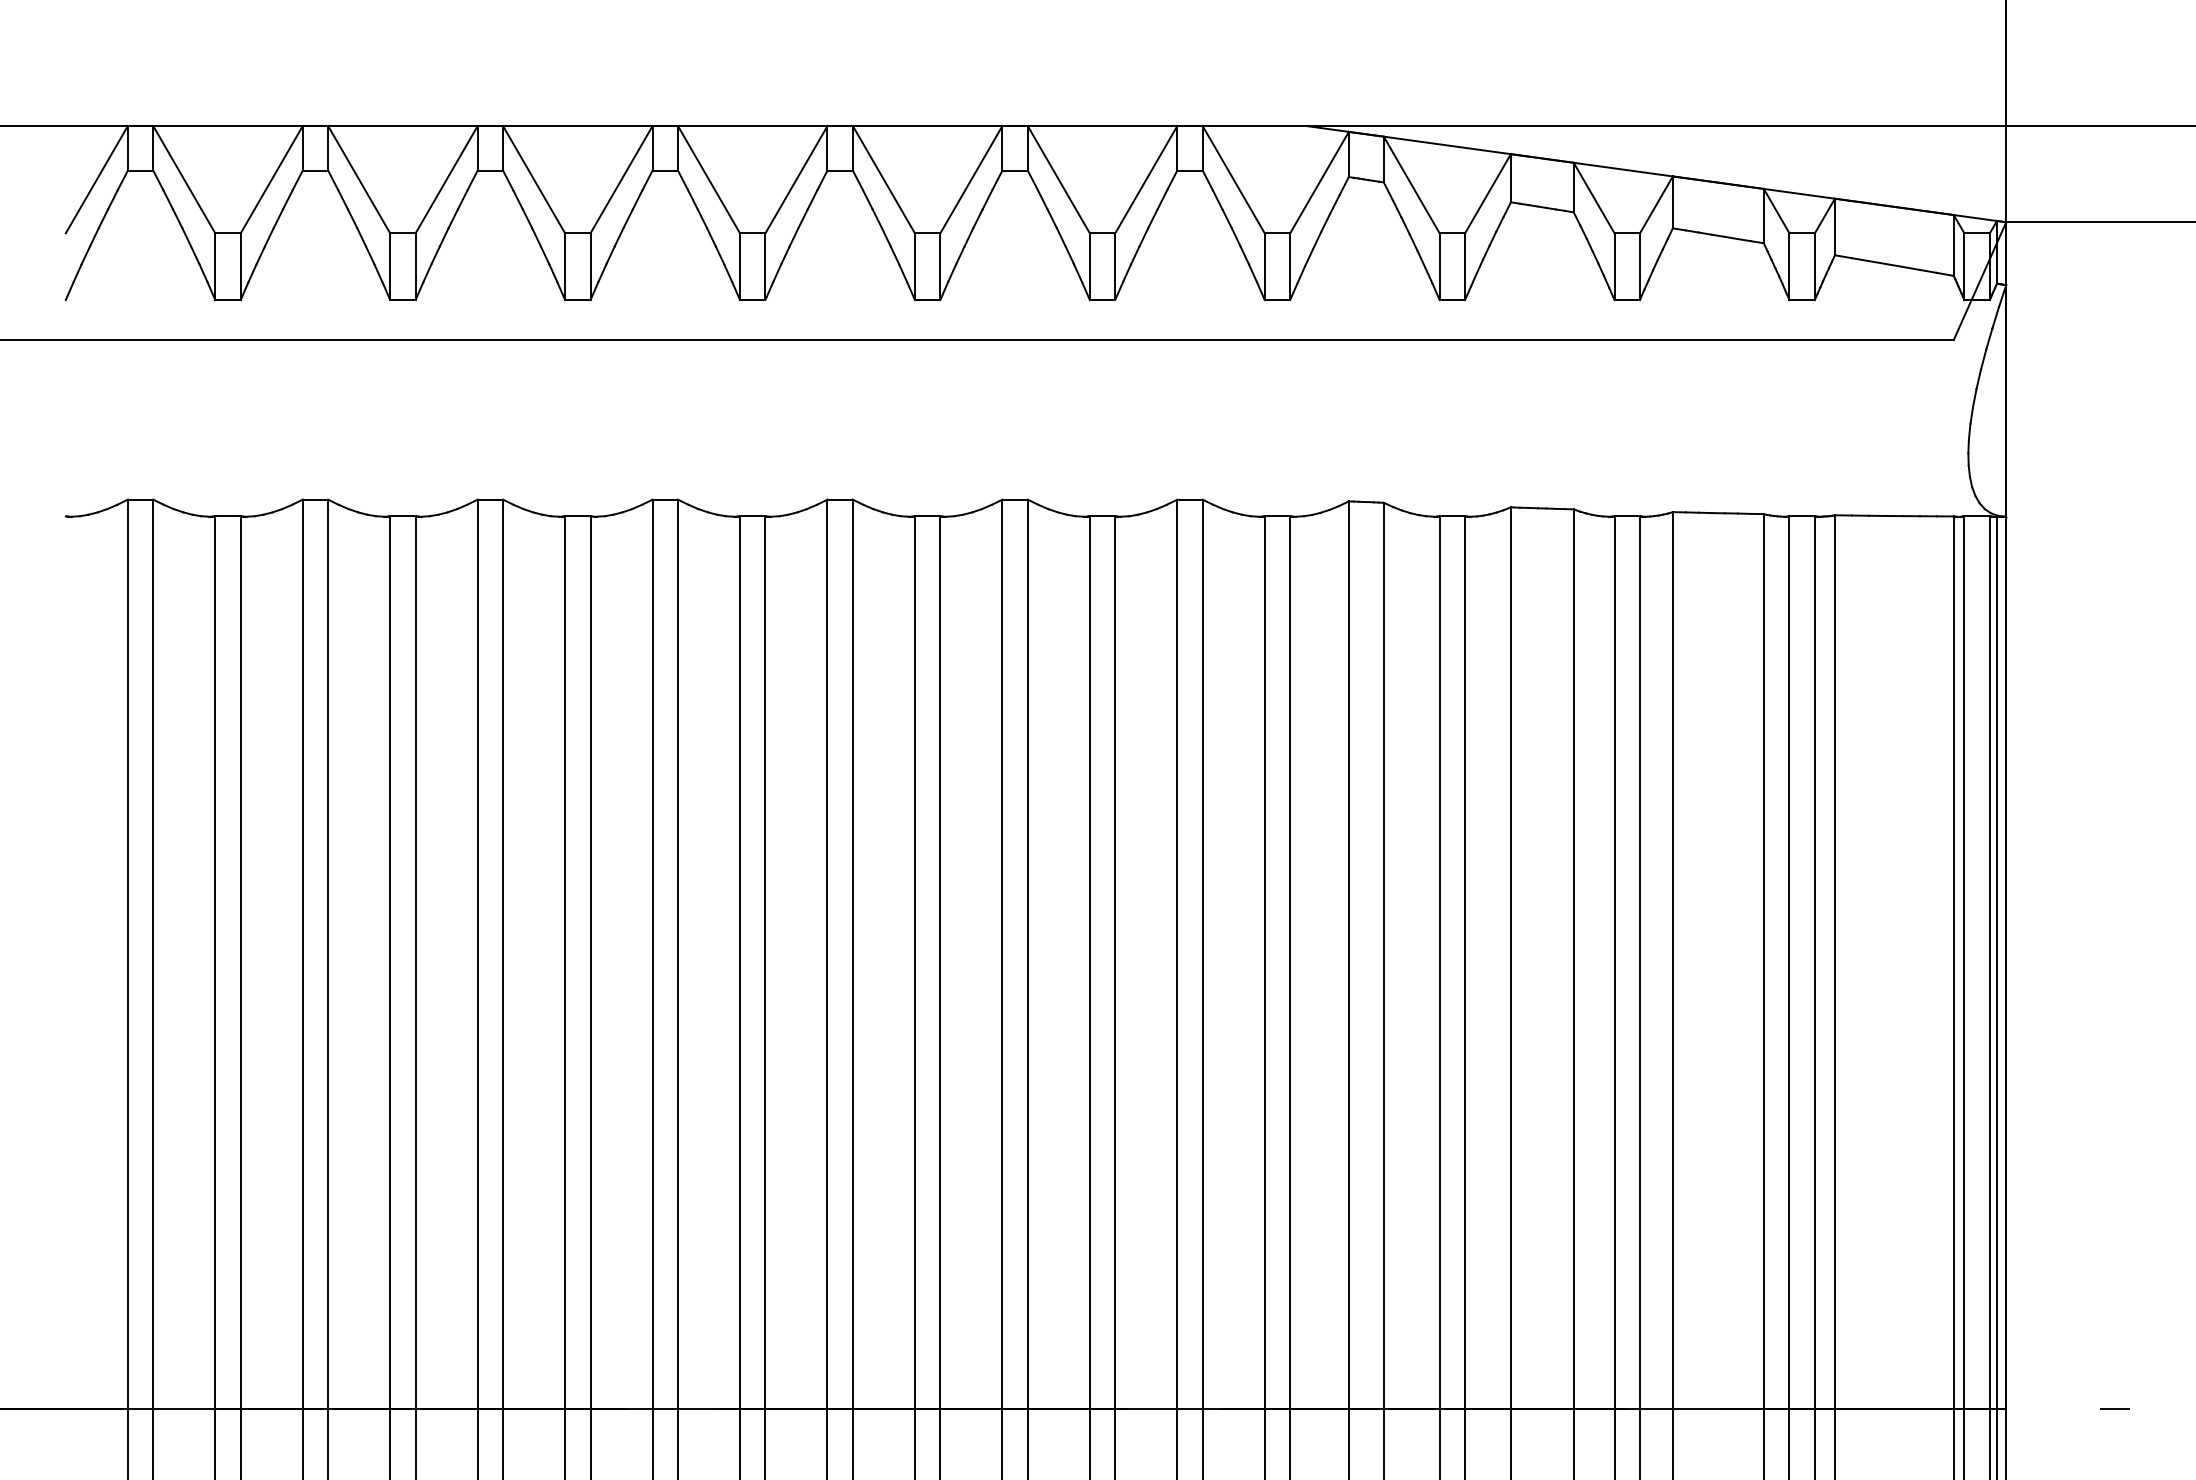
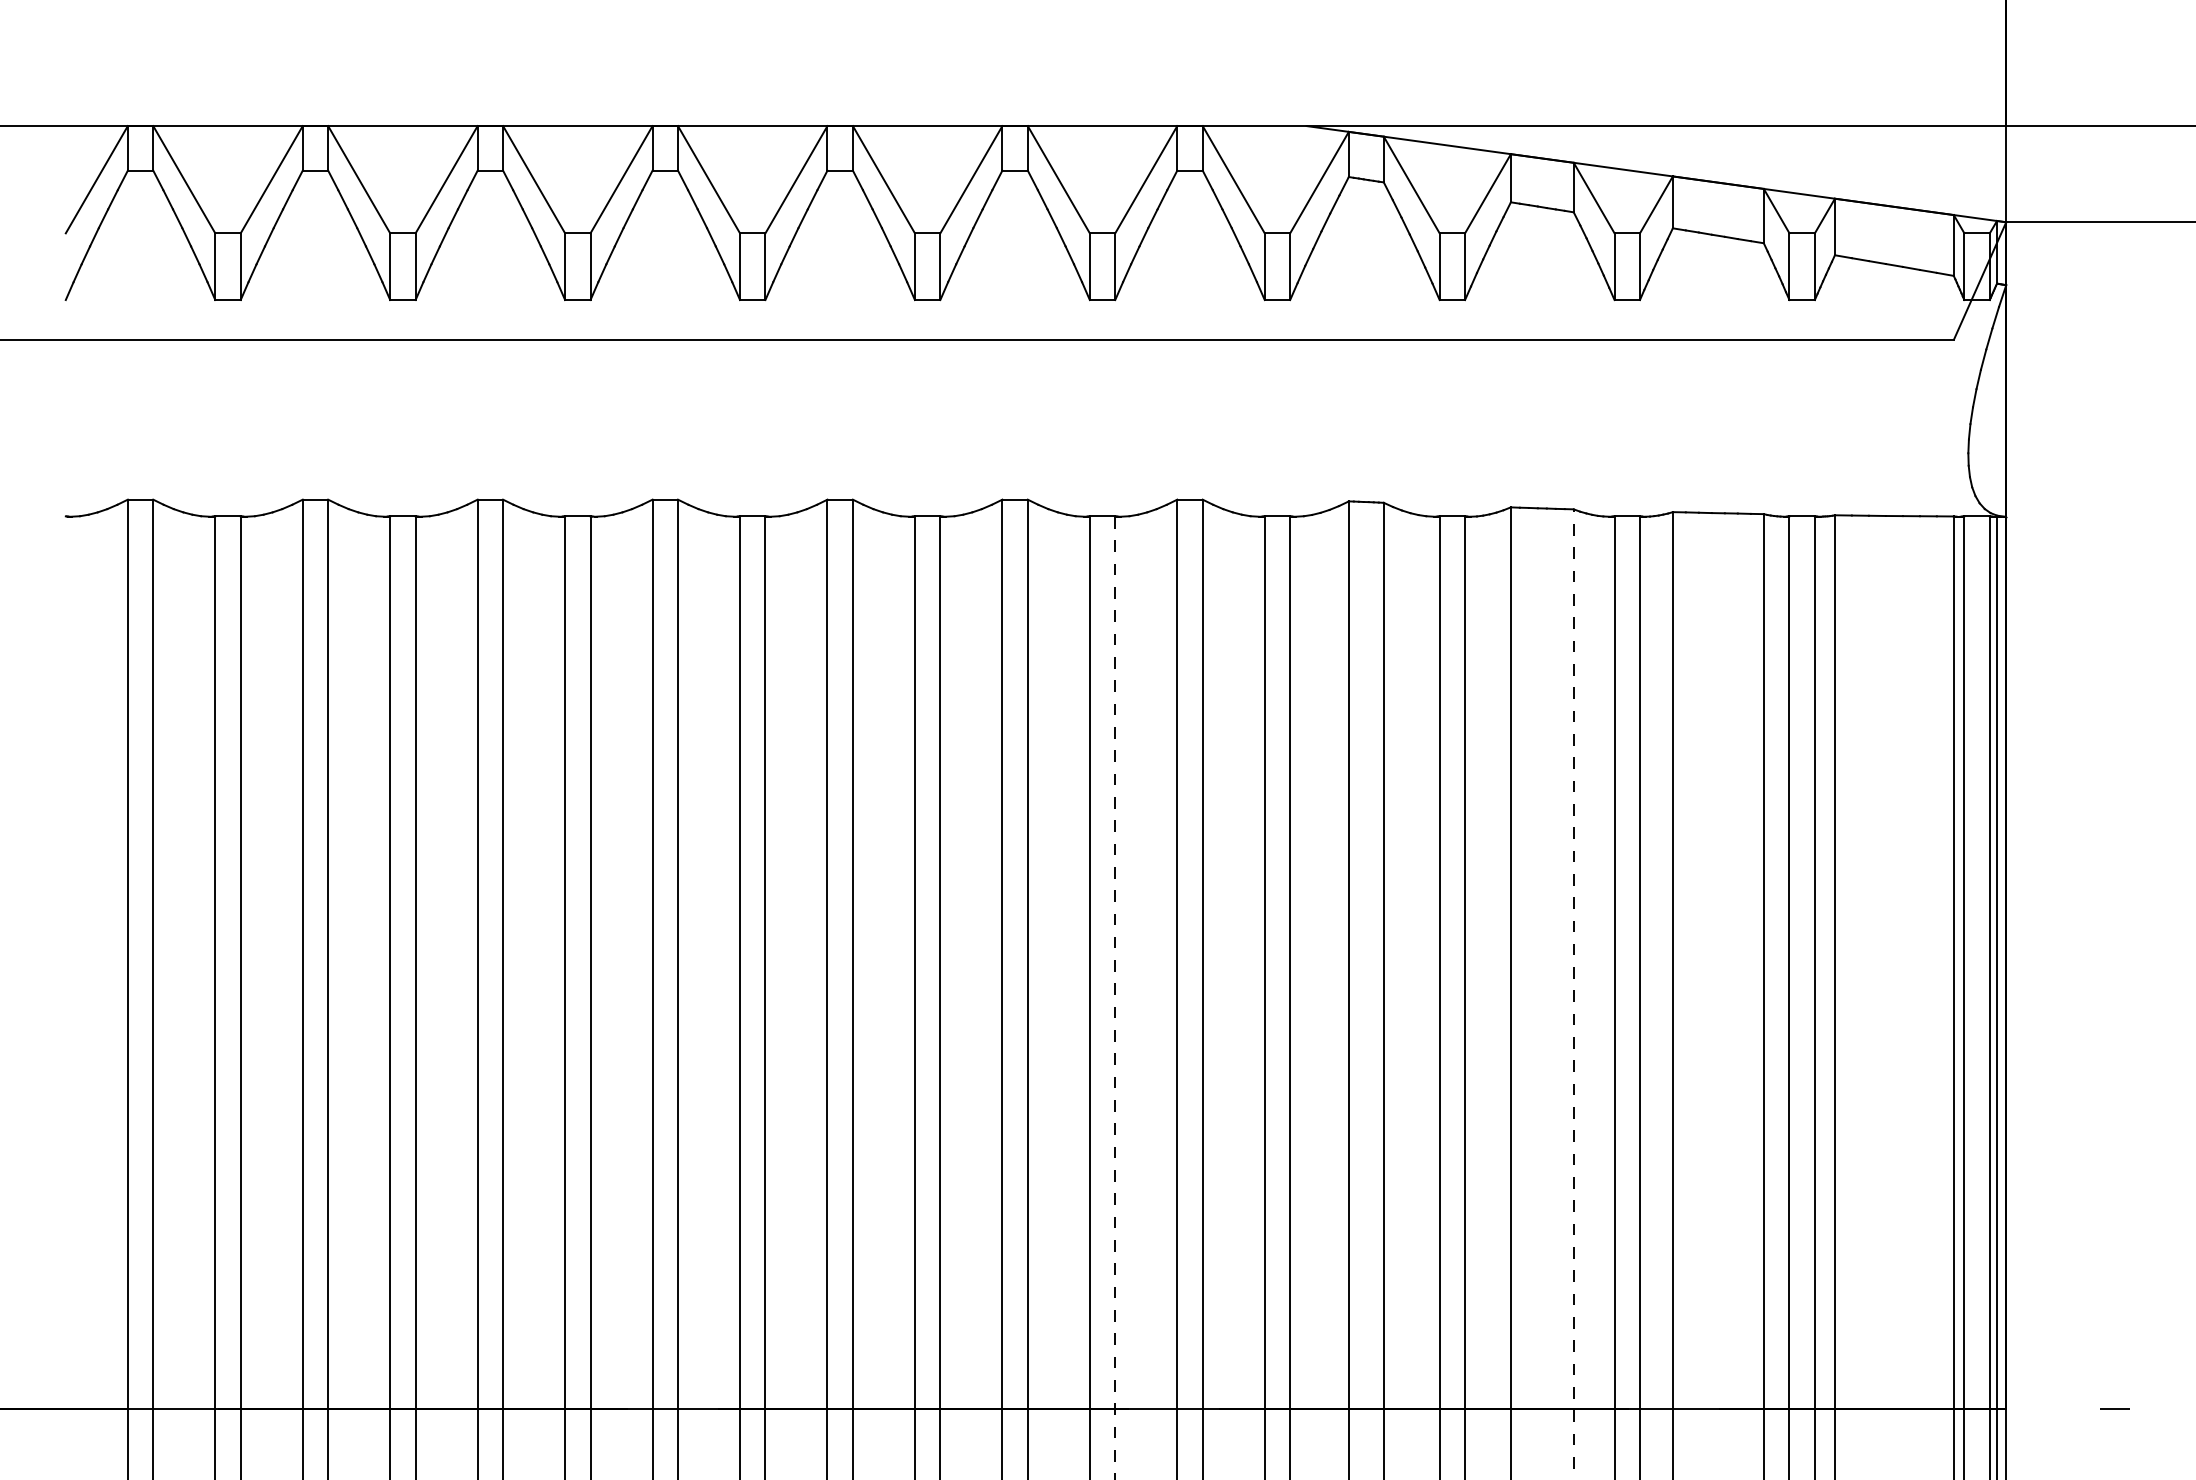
line: solid -> dashed (1573, 994)
line: solid -> dashed (1115, 997)
